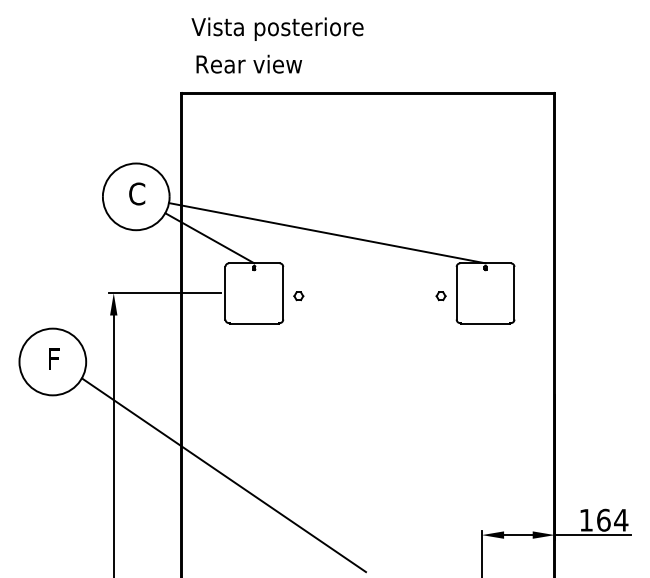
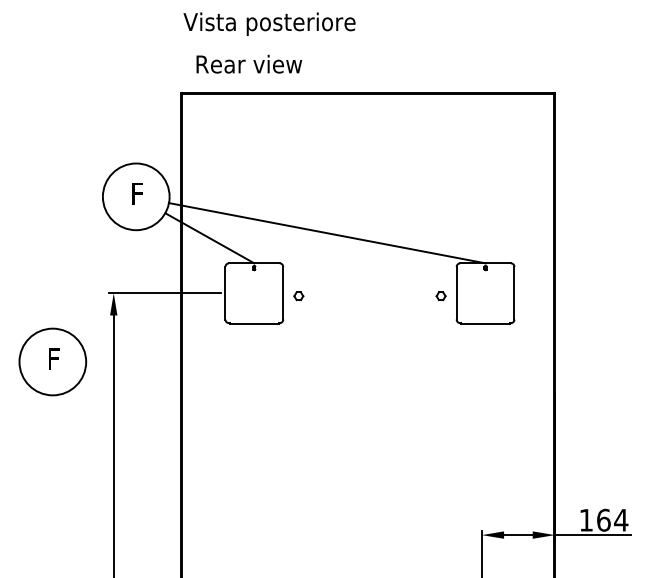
text position: (277, 28) -> (269, 23) (269, 23)
text: C -> F (137, 193)
line: present -> none (223, 475)
